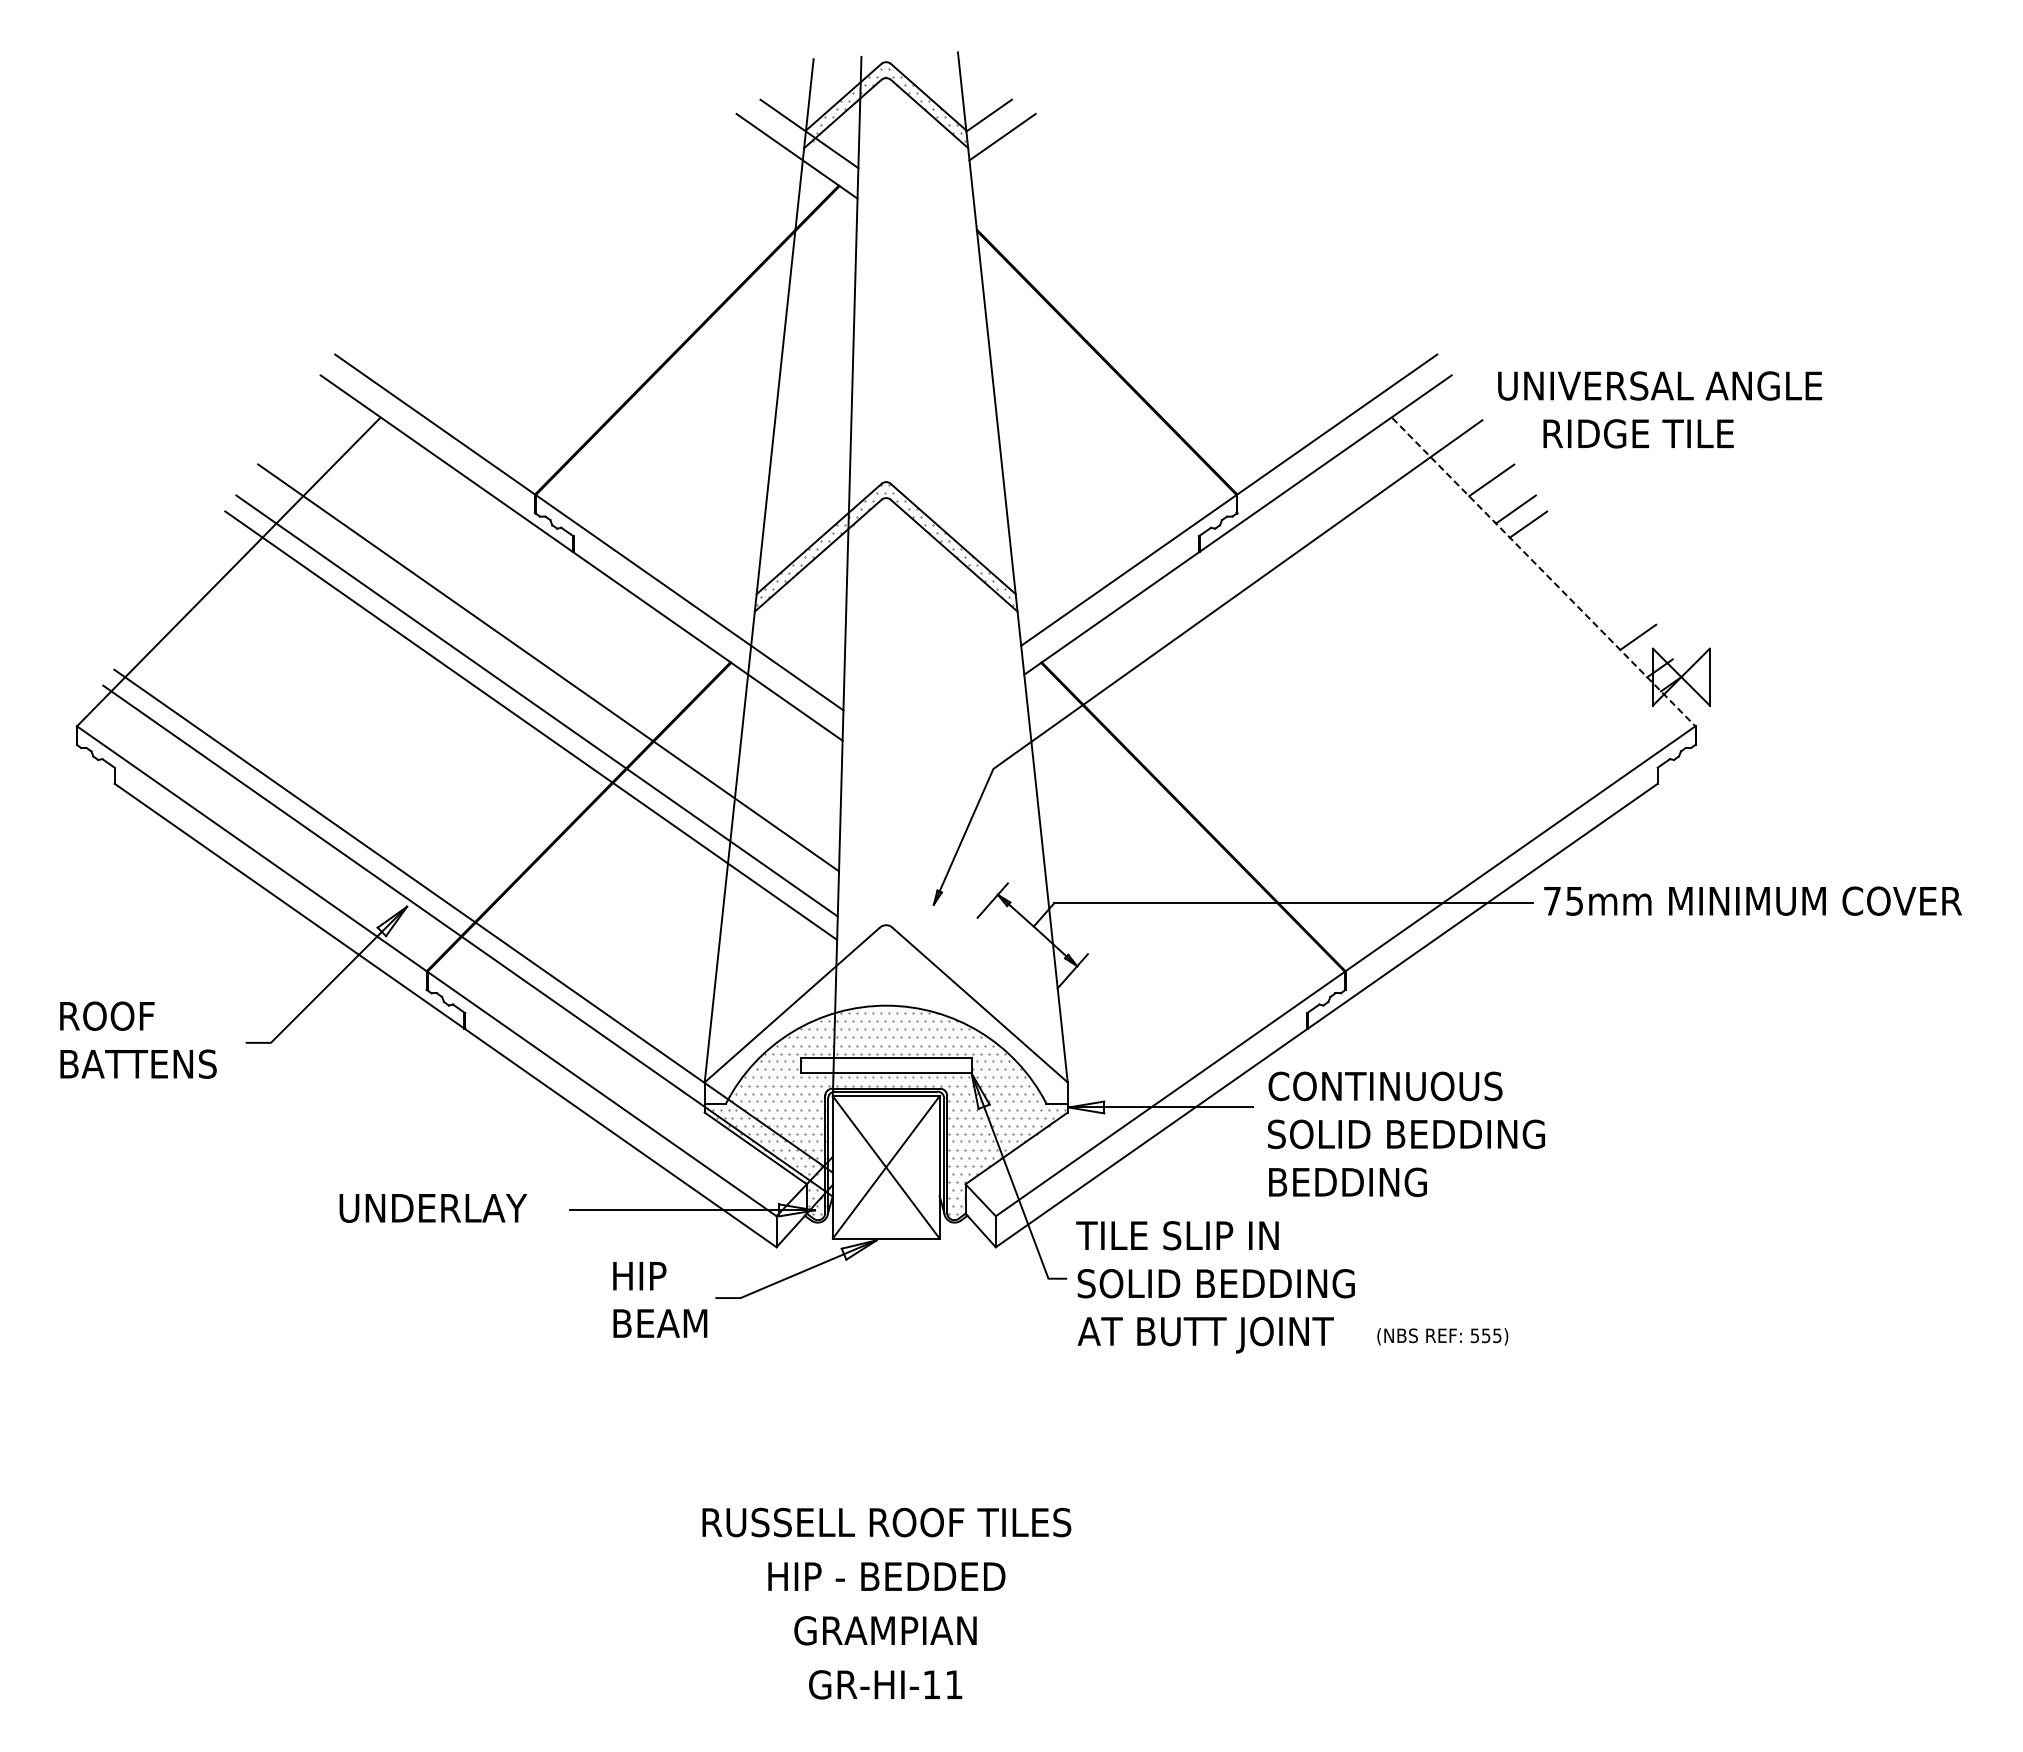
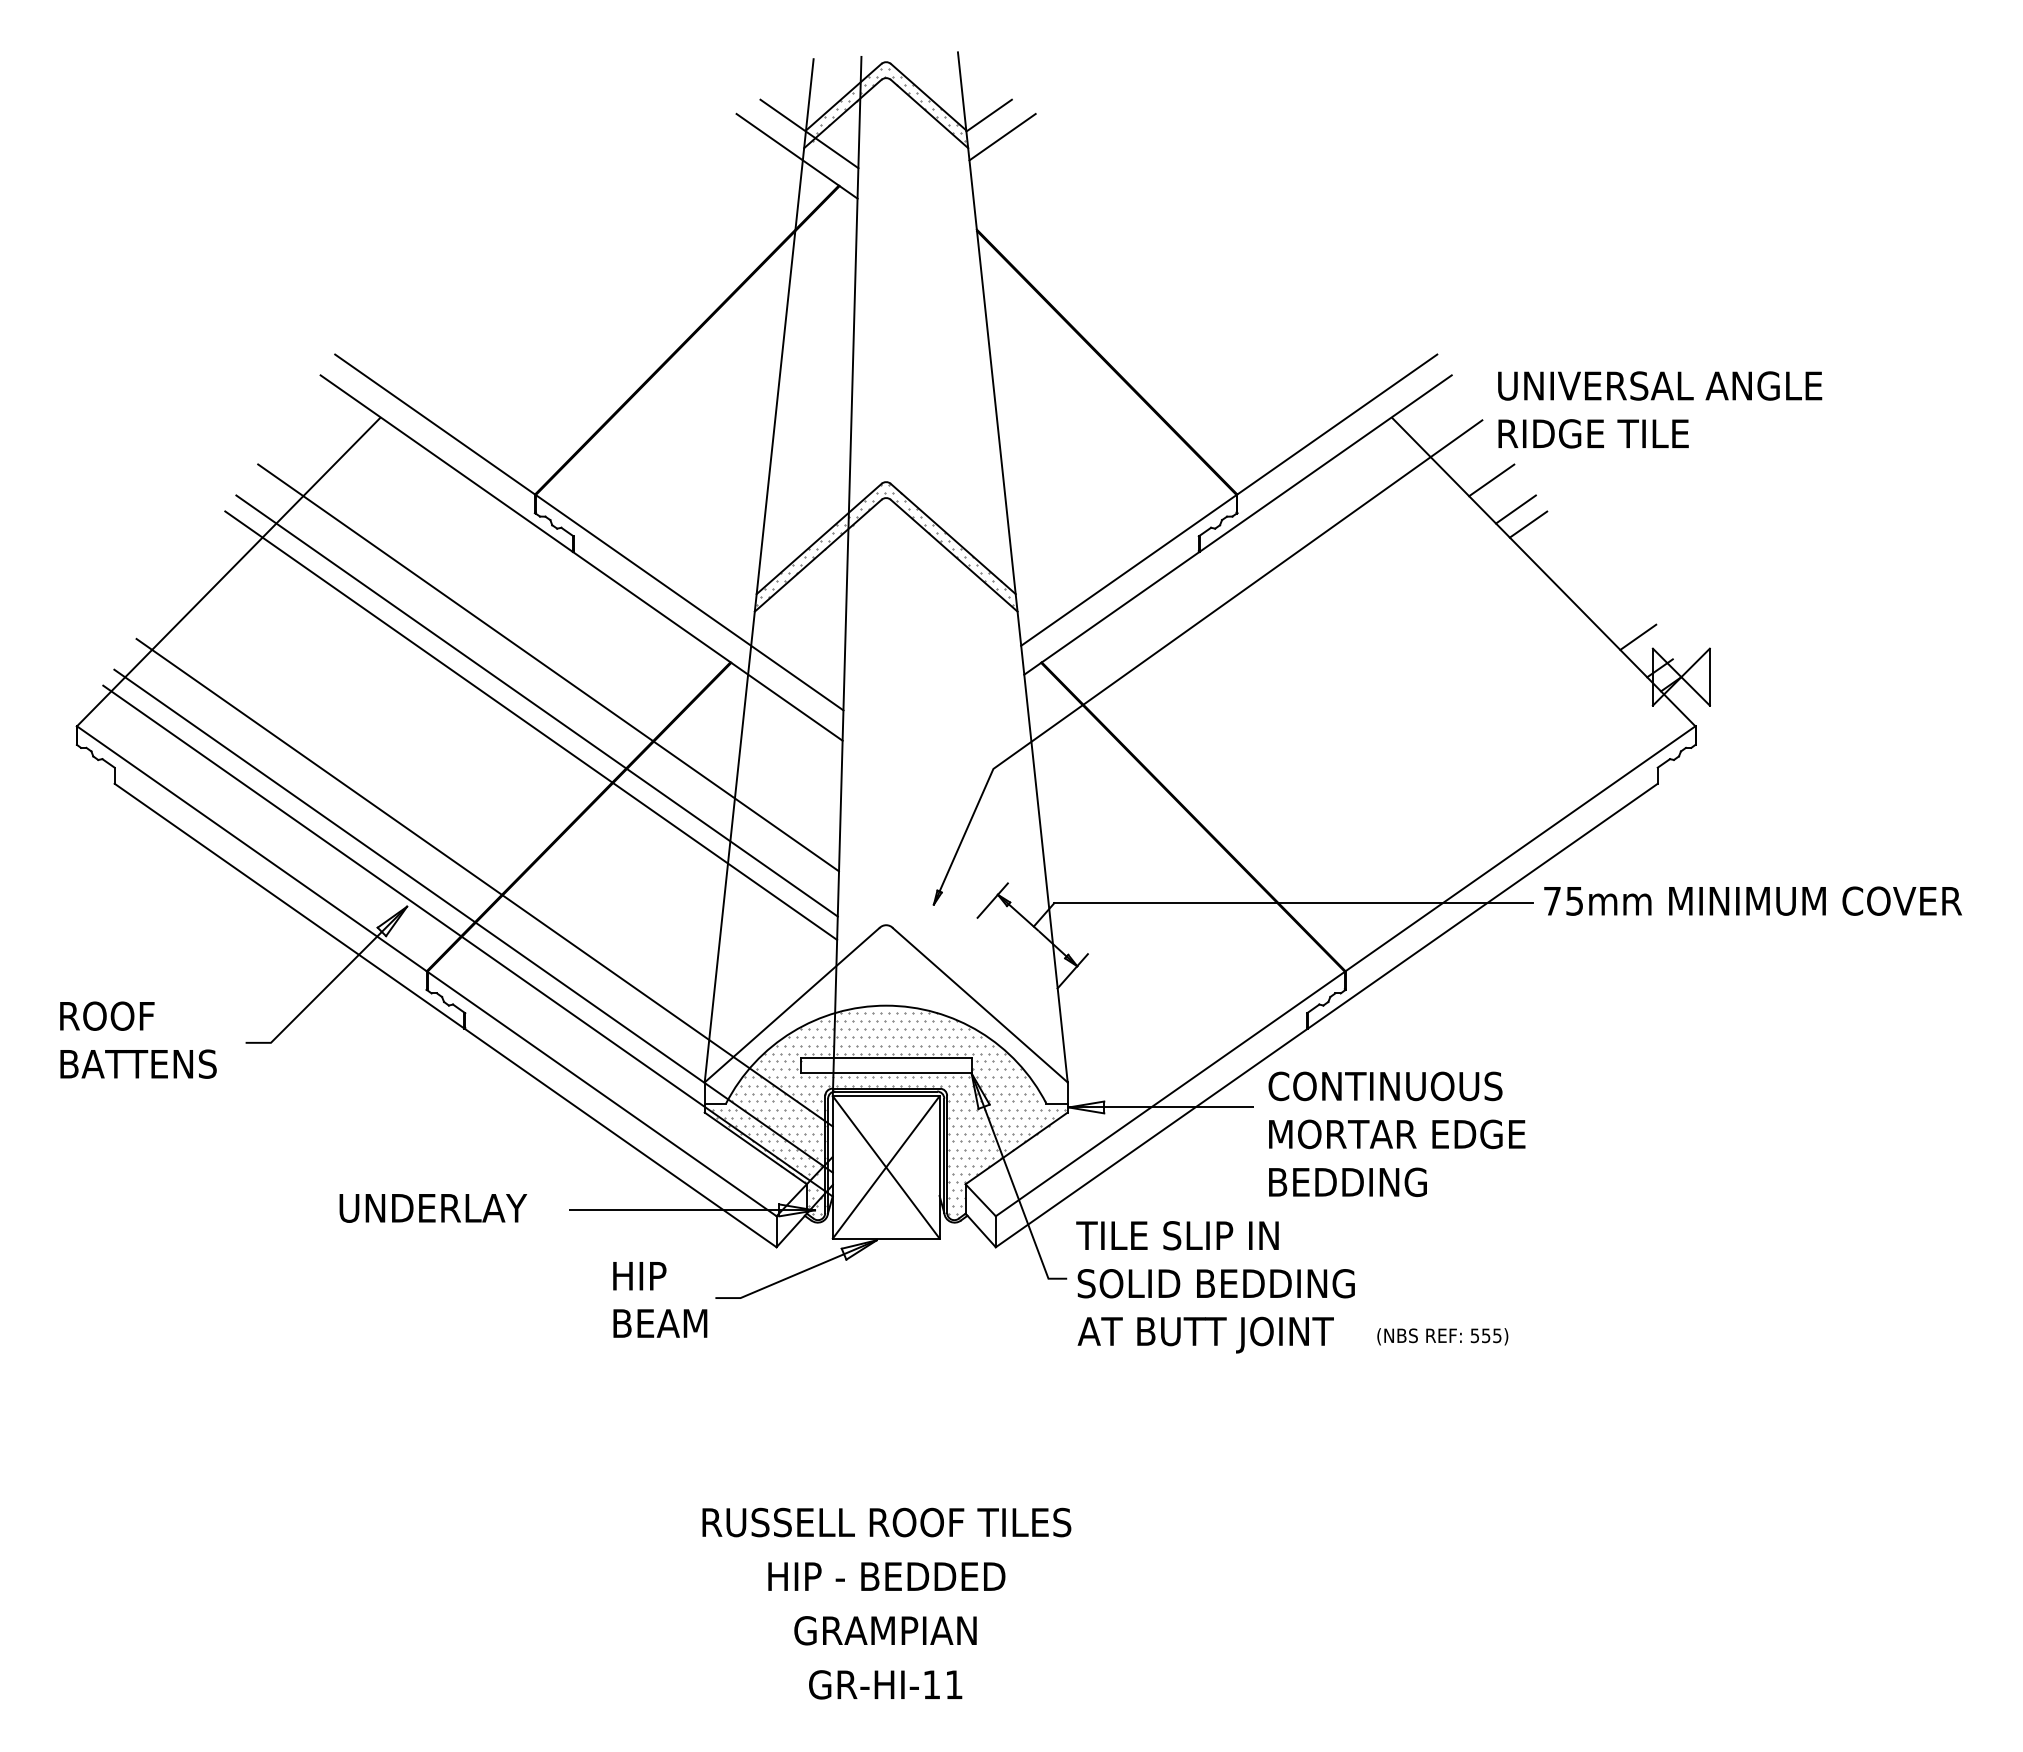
text position: (1638, 433) -> (1593, 433) (1593, 433)
line: dashed -> solid (1544, 572)
line: none -> present (484, 882)
text: SOLID BEDDING -> MORTAR EDGE (1406, 1134)
